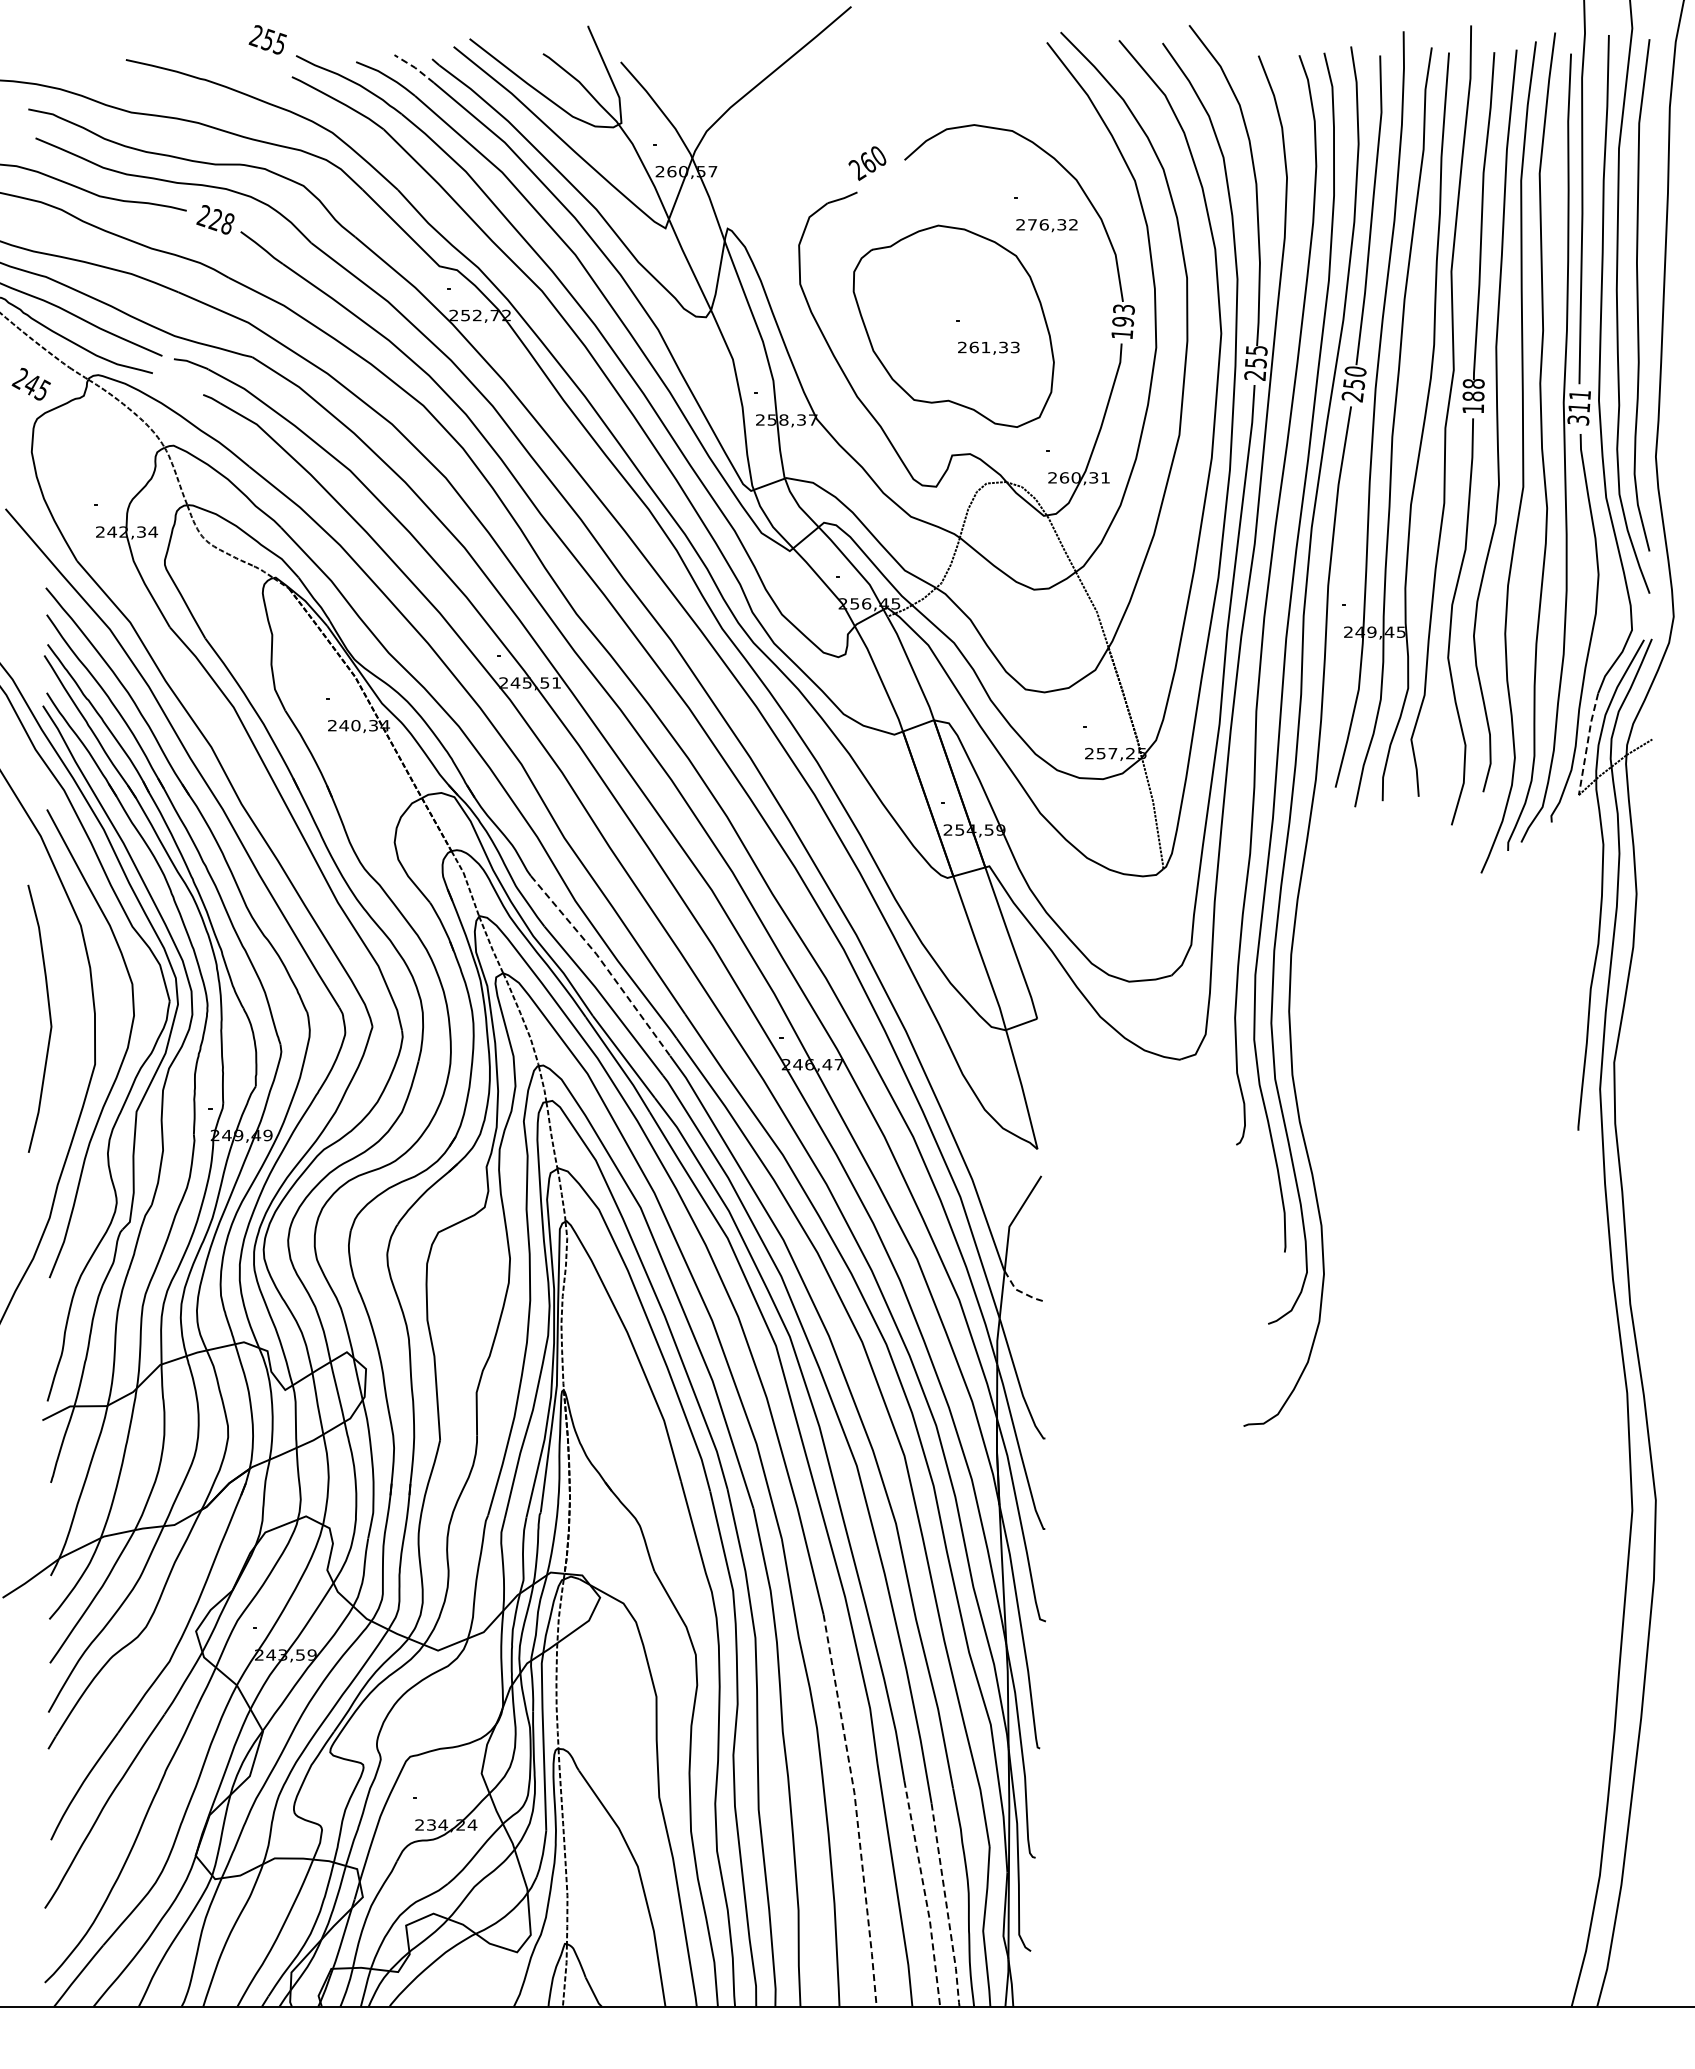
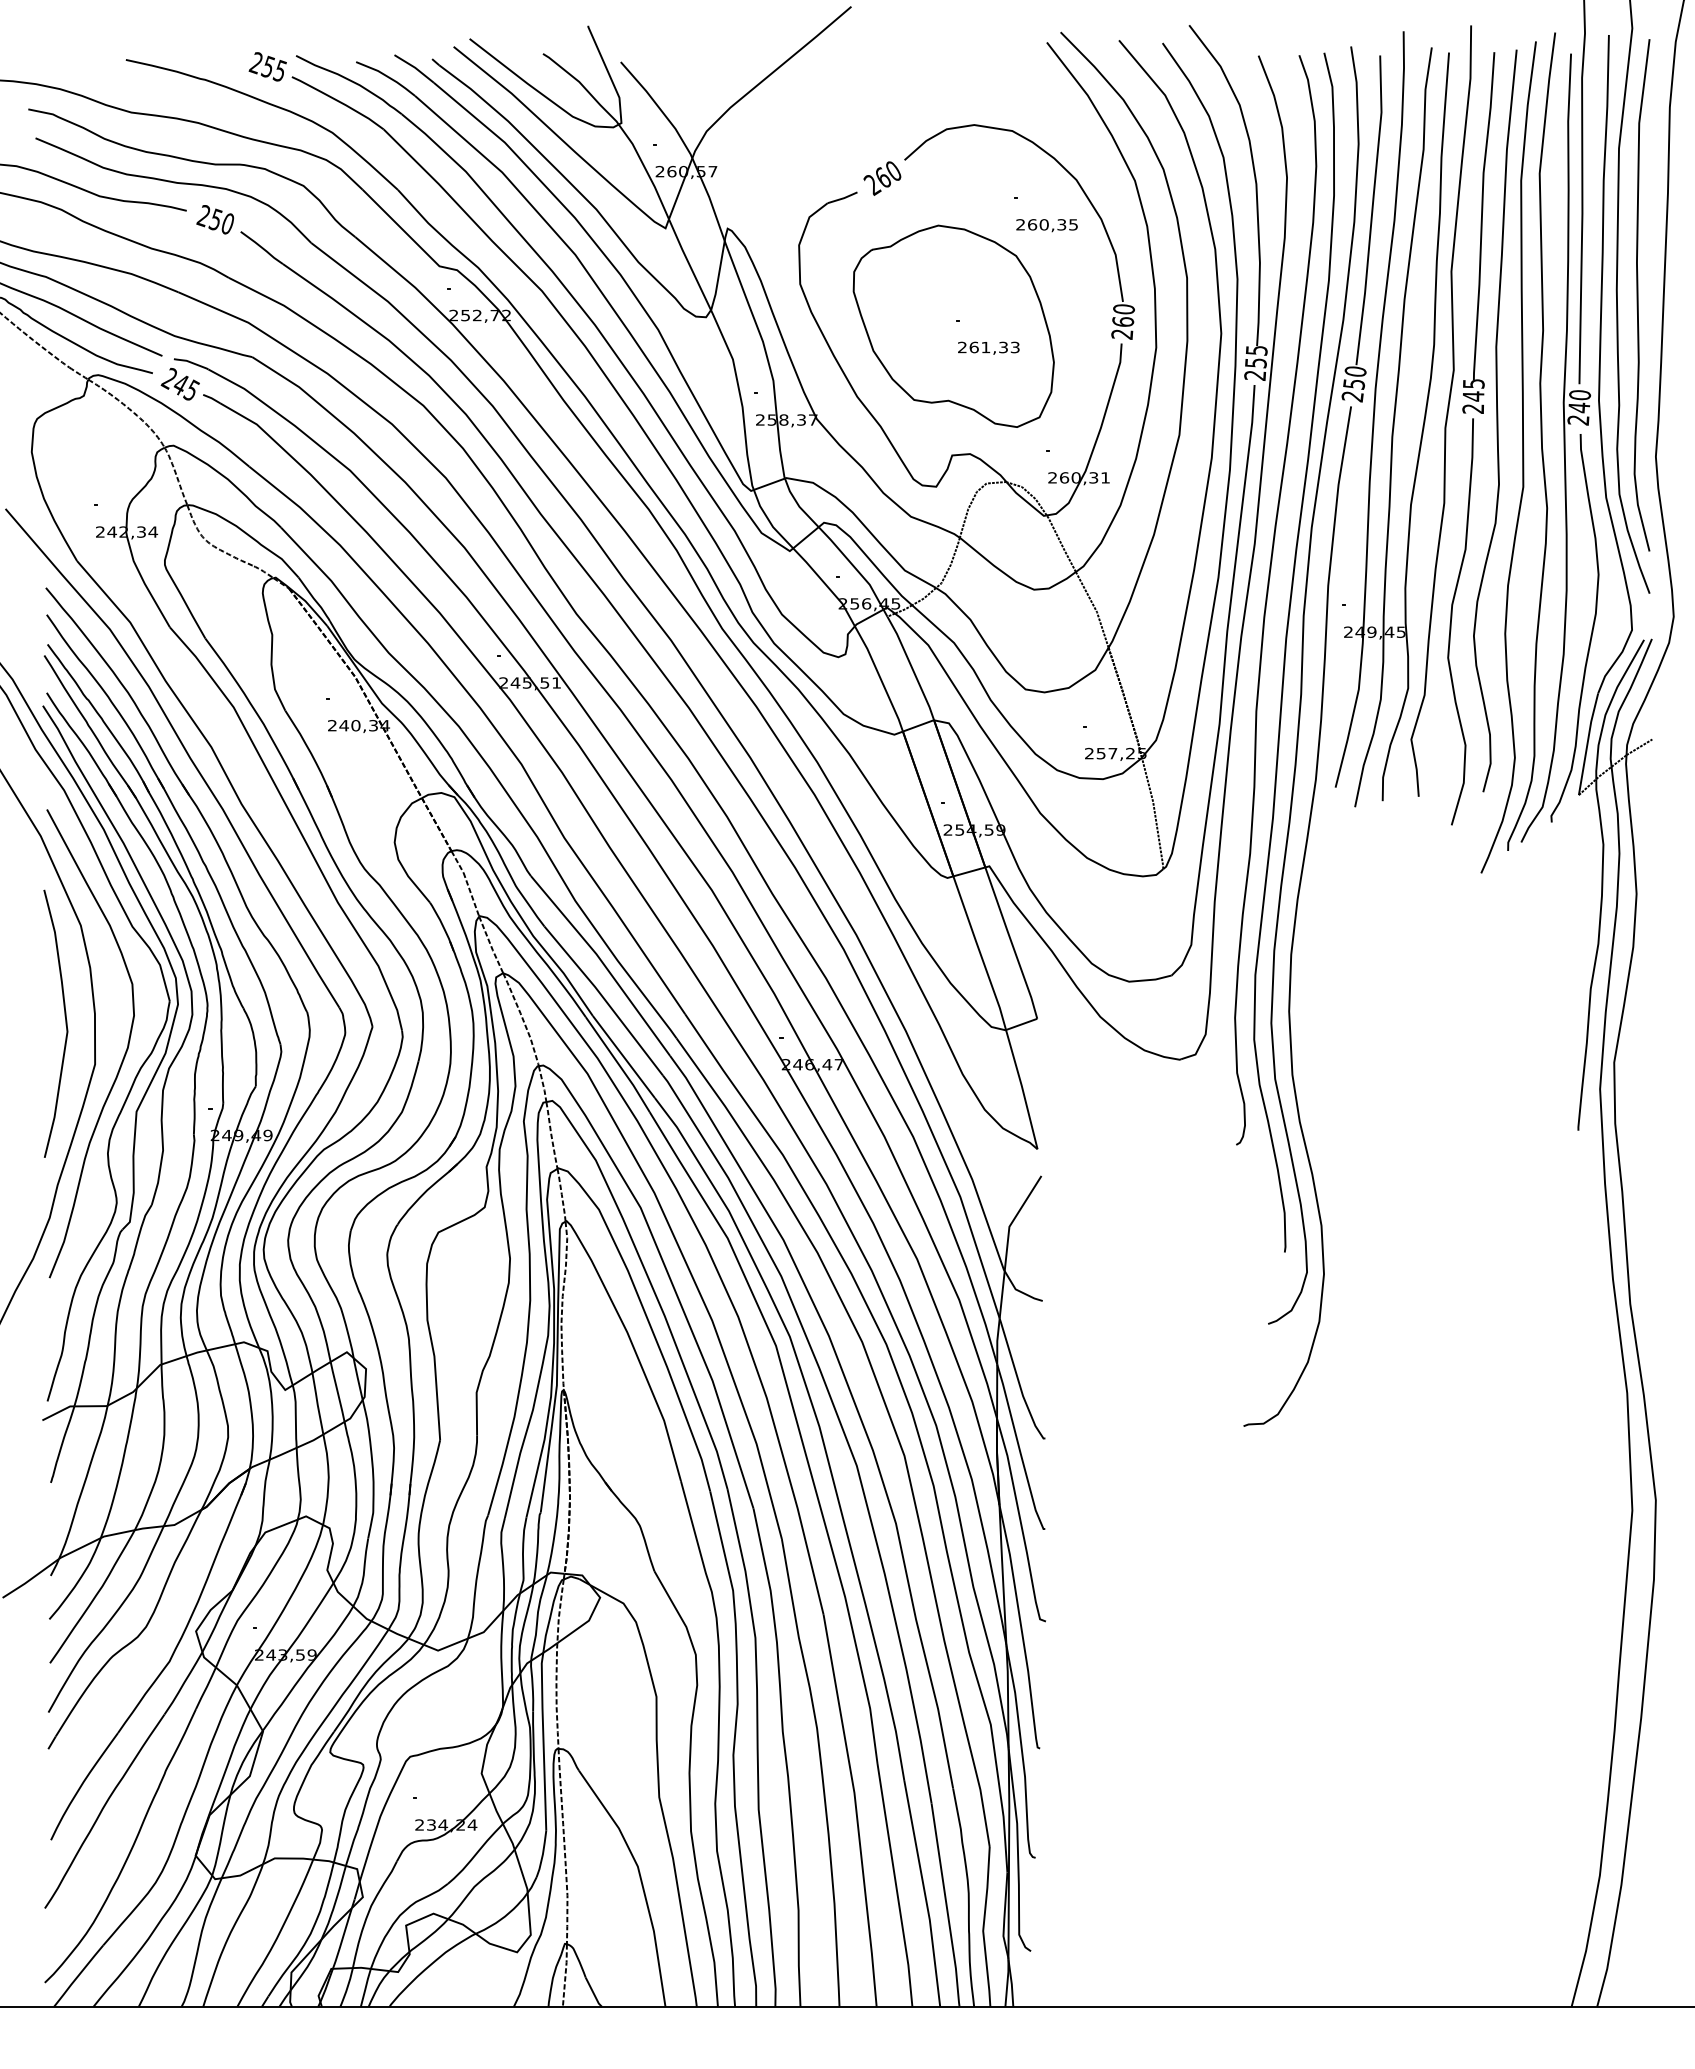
text position: (267, 39) -> (267, 66) (267, 66)
line: dashed -> solid (415, 67)
text position: (867, 163) -> (882, 178) (882, 178)
text: 228 -> 250 (221, 221)
text: 276,32 -> 260,35 (1052, 224)
text: 193 -> 260 (1122, 321)
text position: (30, 384) -> (179, 384) (179, 384)
text: 188 -> 245 (1473, 396)
text: 311 -> 240 (1579, 407)
line: dashed -> solid (1587, 744)
line: dashed -> solid (603, 963)
curve position: (49, 1018) -> (65, 1023) (65, 1023)
line: dashed -> solid (1019, 1291)
line: dashed -> solid (856, 1810)
line: dashed -> solid (925, 1894)
line: dashed -> solid (946, 1907)
